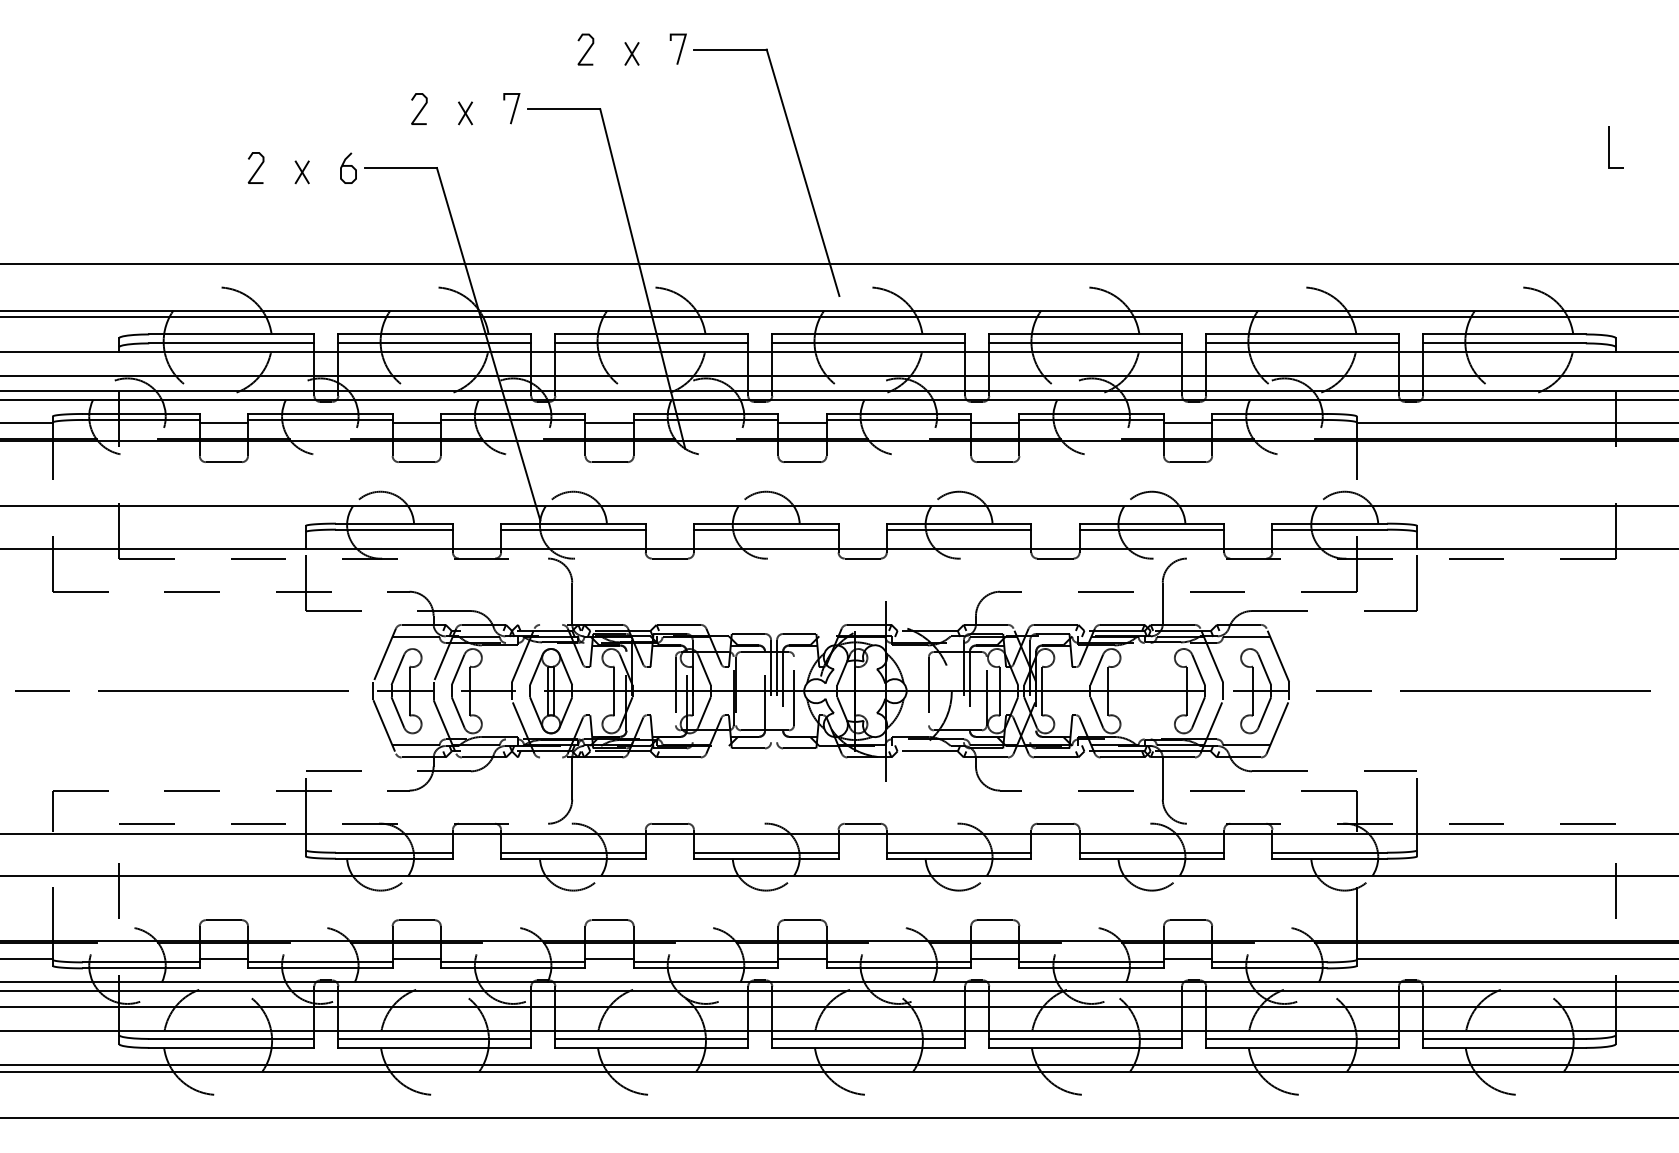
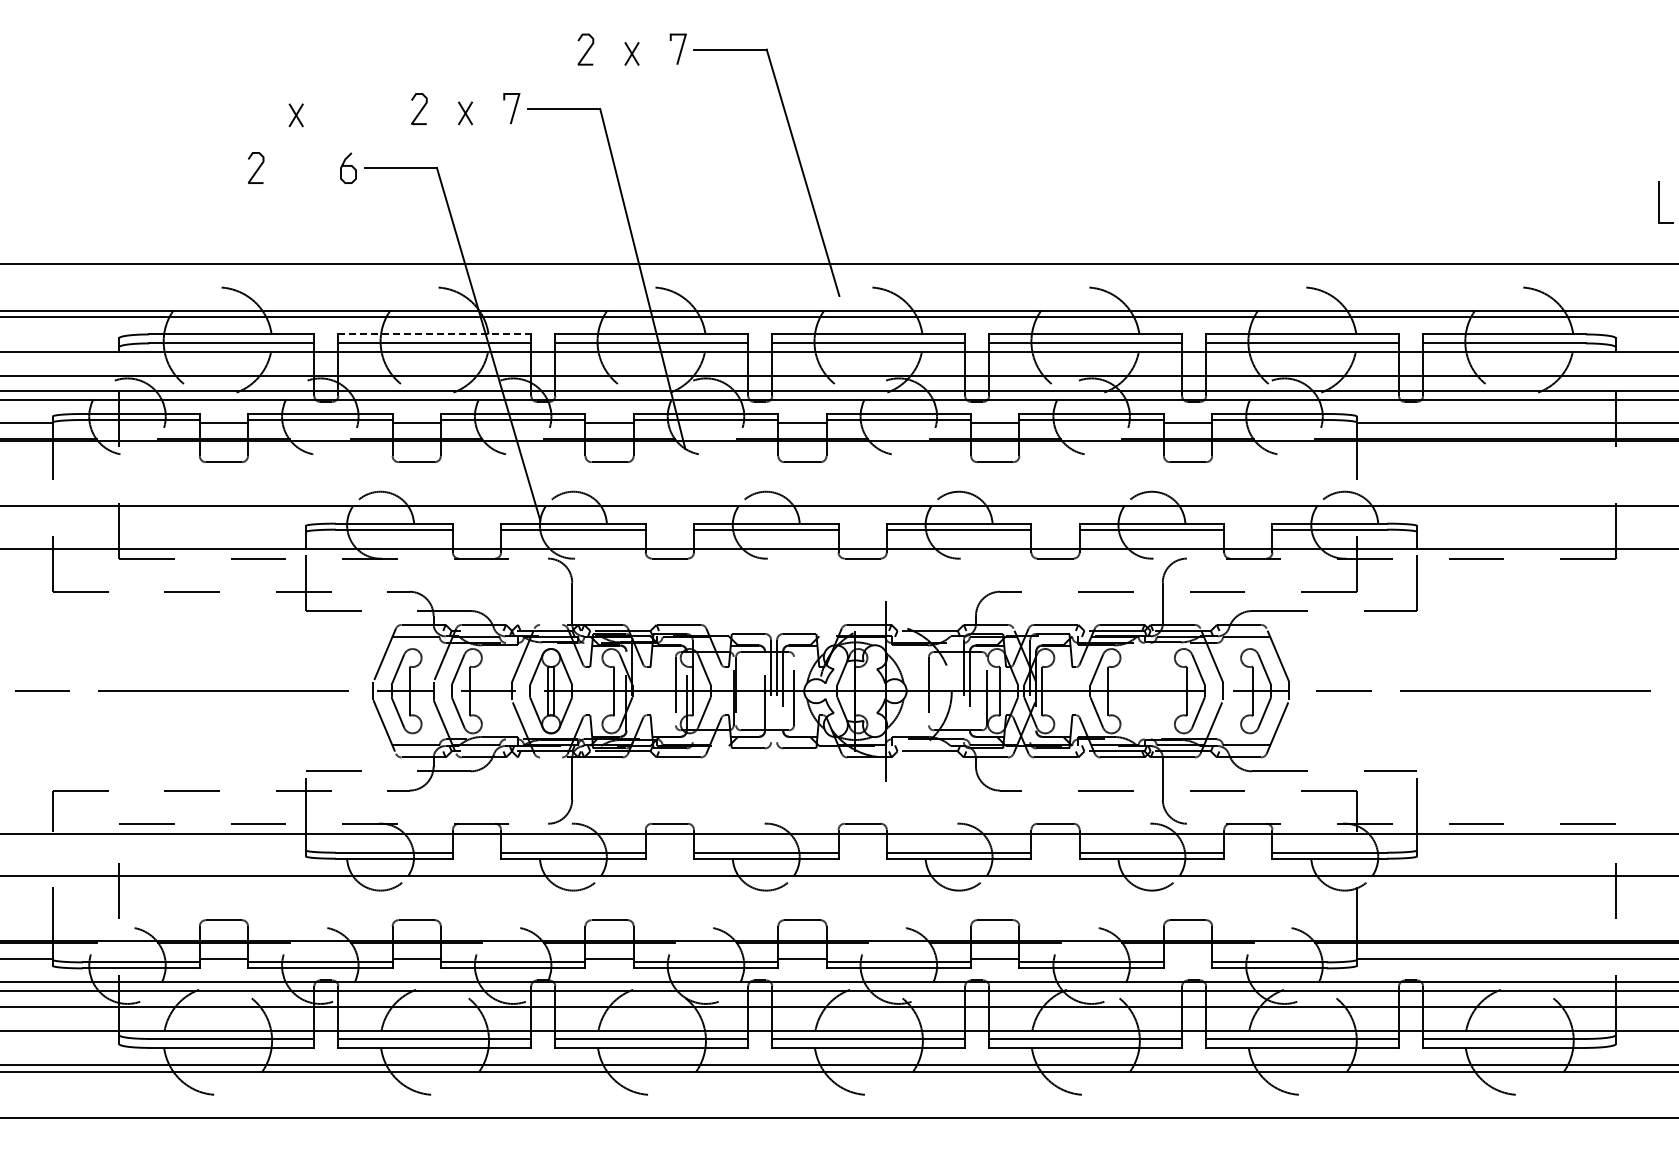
line position: (1609, 147) -> (1659, 202) (1659, 202)
part position: (301, 172) -> (295, 115) (295, 115)
line: solid -> dashed (435, 334)
line: present -> none (1187, 959)
